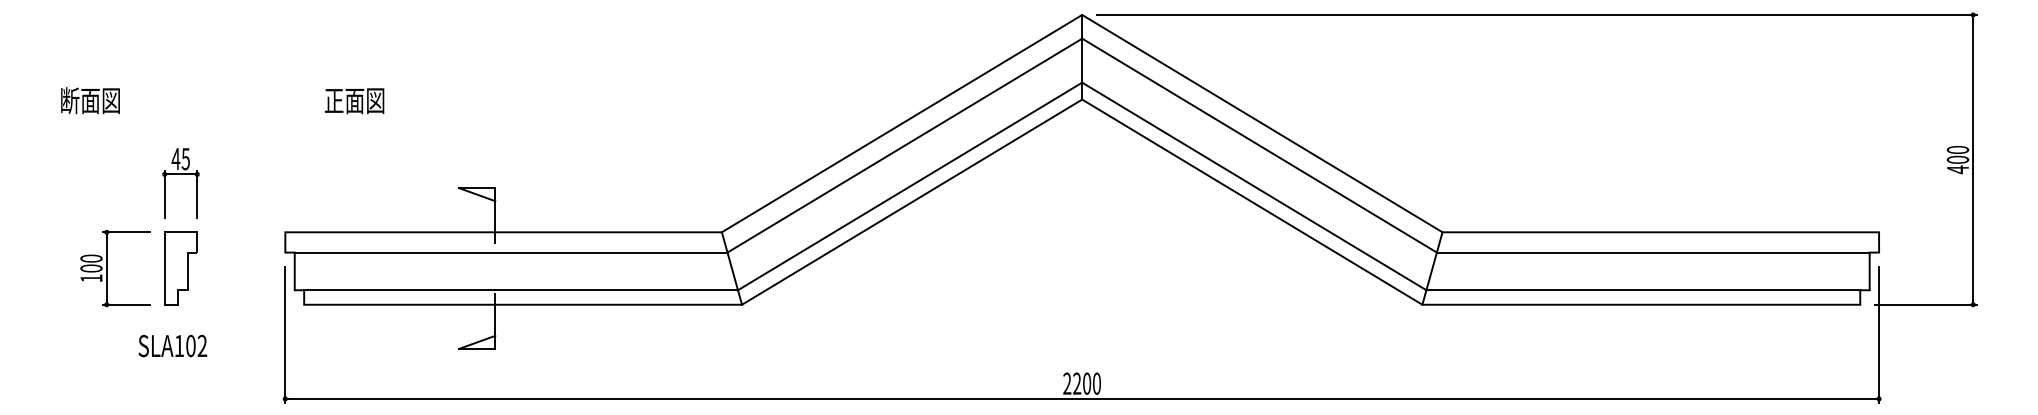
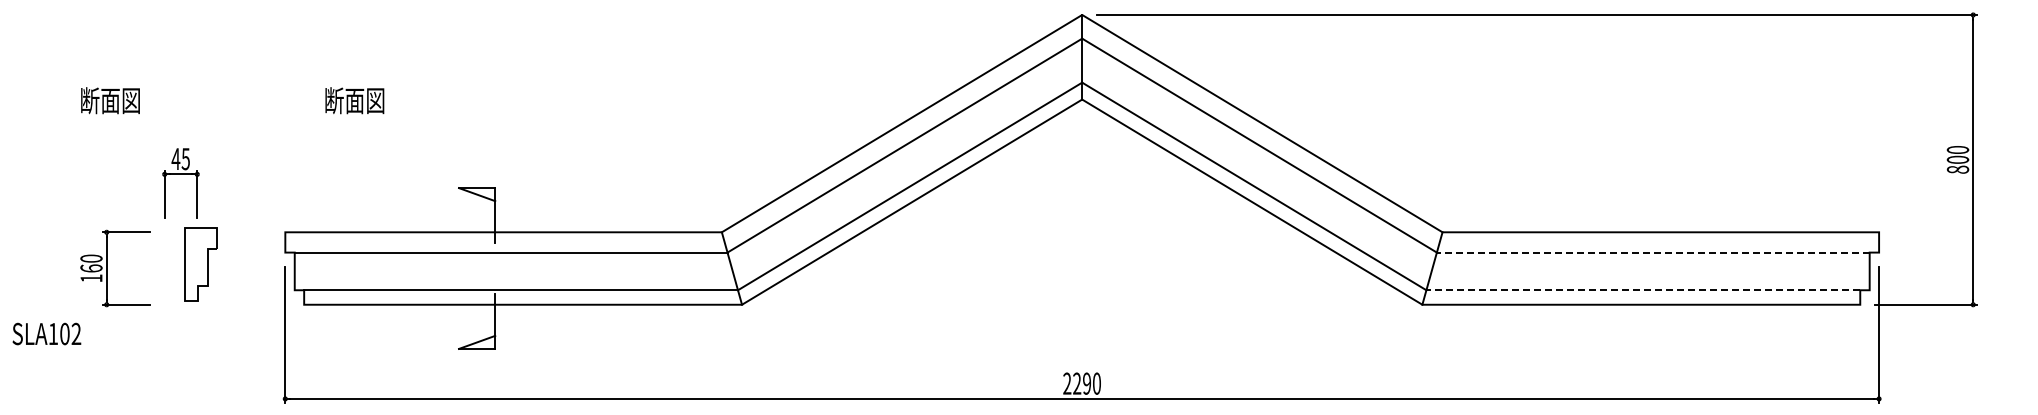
text position: (90, 100) -> (110, 100) (110, 100)
text: 正面図 -> 断面図 (333, 100)
text: 400 -> 800 (1957, 169)
line: solid -> dashed (1652, 252)
text: 100 -> 160 (91, 268)
part position: (180, 268) -> (200, 264) (200, 264)
line: solid -> dashed (1643, 290)
text position: (172, 345) -> (46, 333) (46, 333)
text: 2200 -> 2290 (1087, 383)
